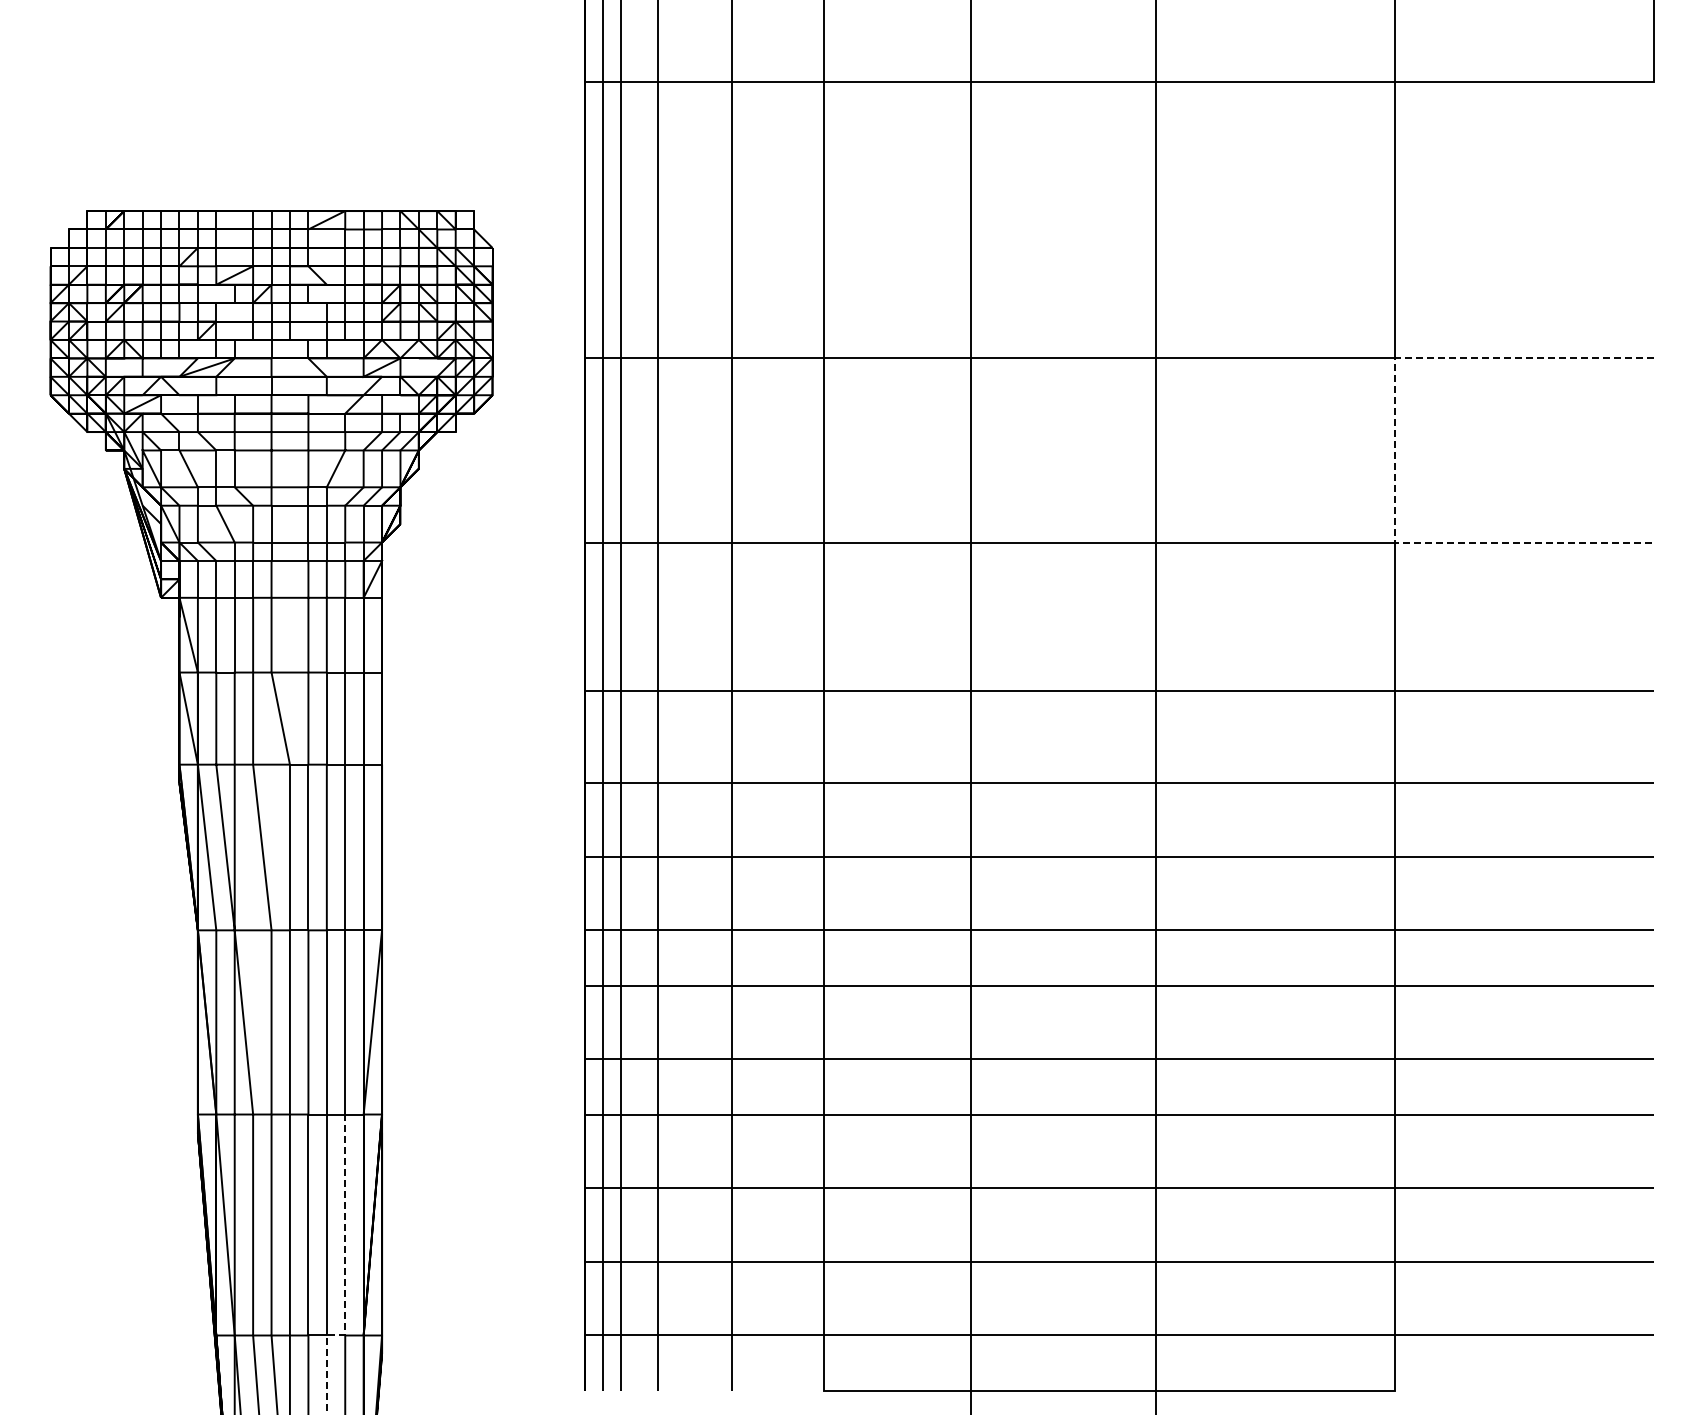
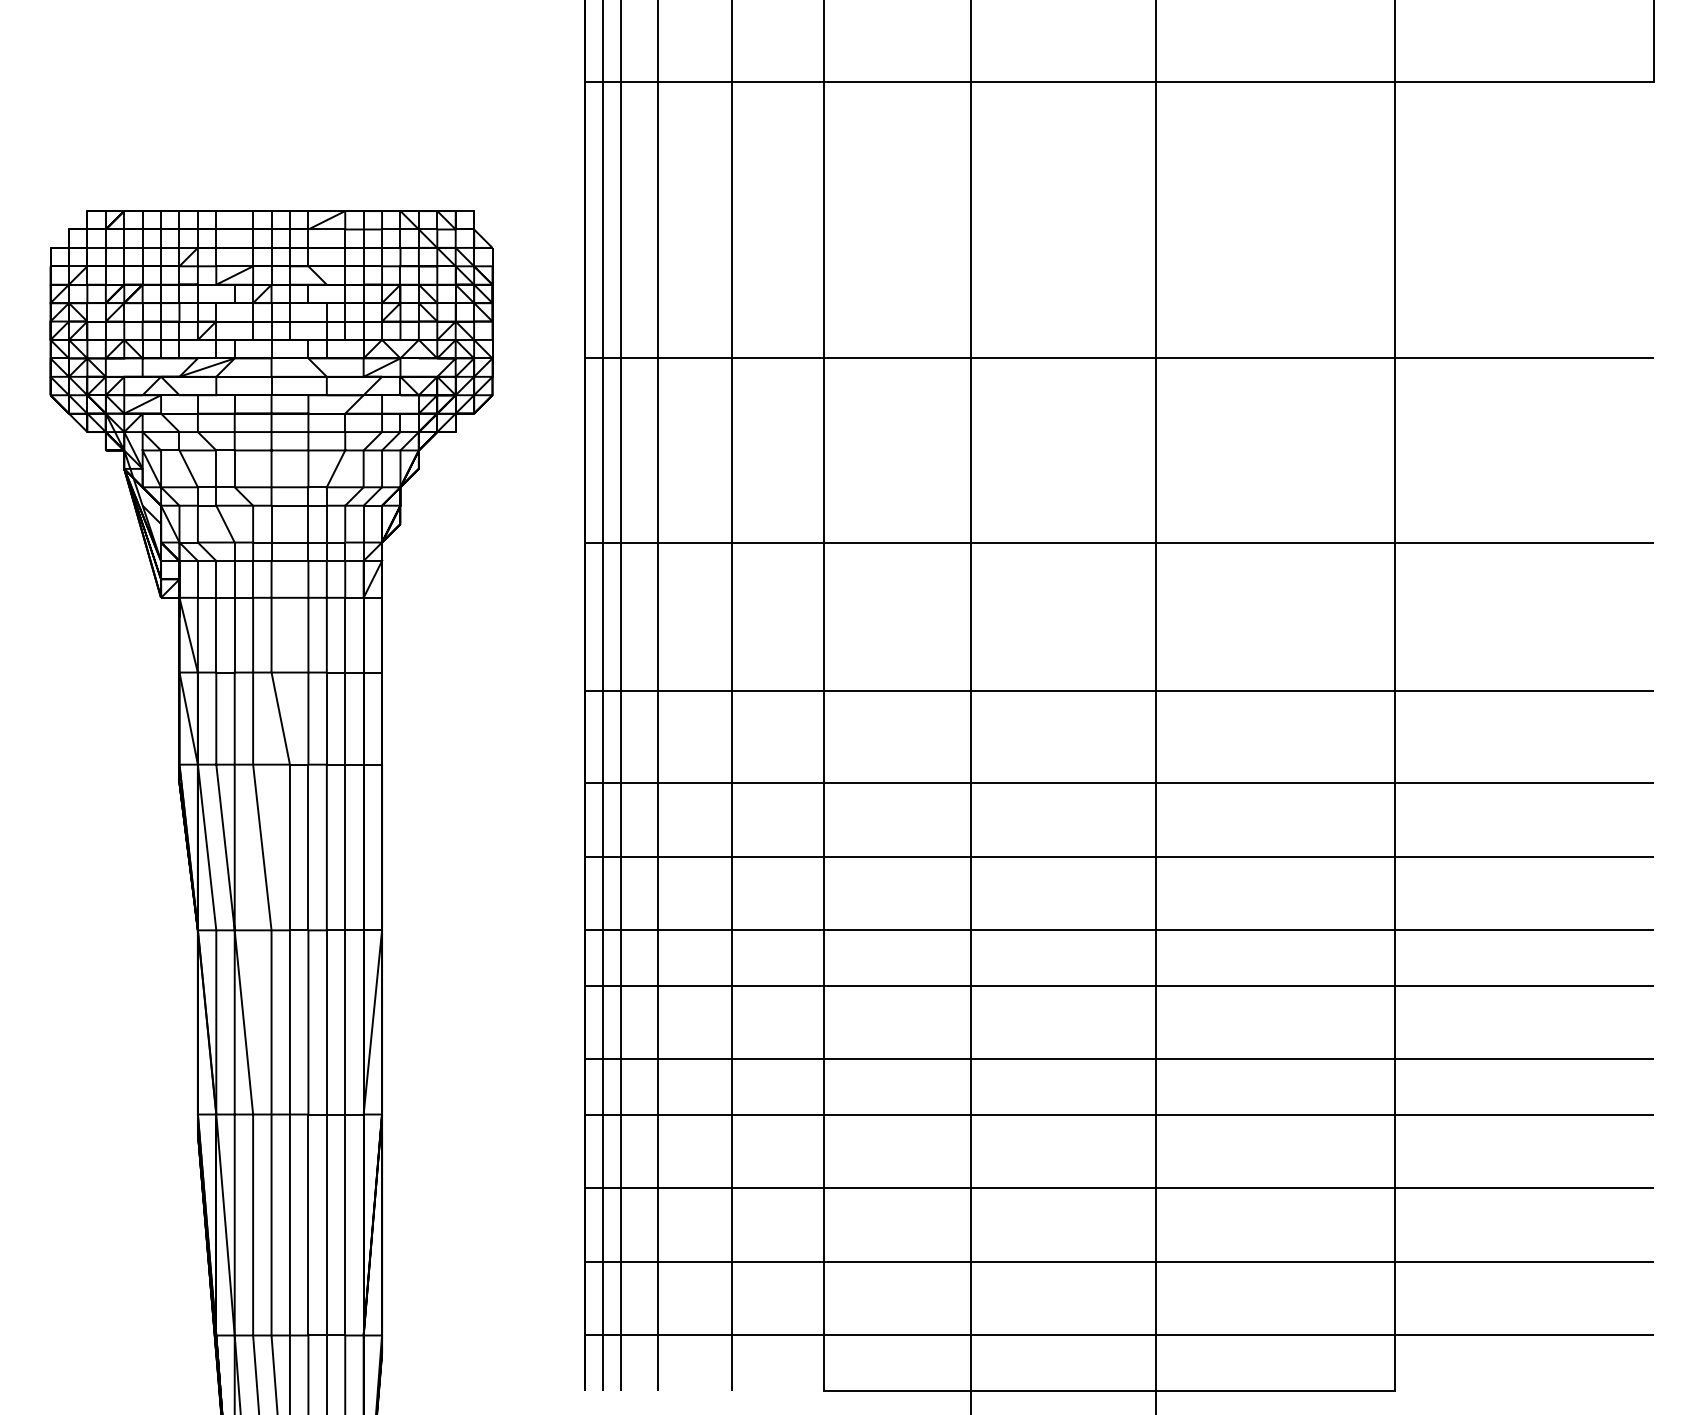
line: dashed -> solid (1394, 450)
line: dashed -> solid (345, 1274)
